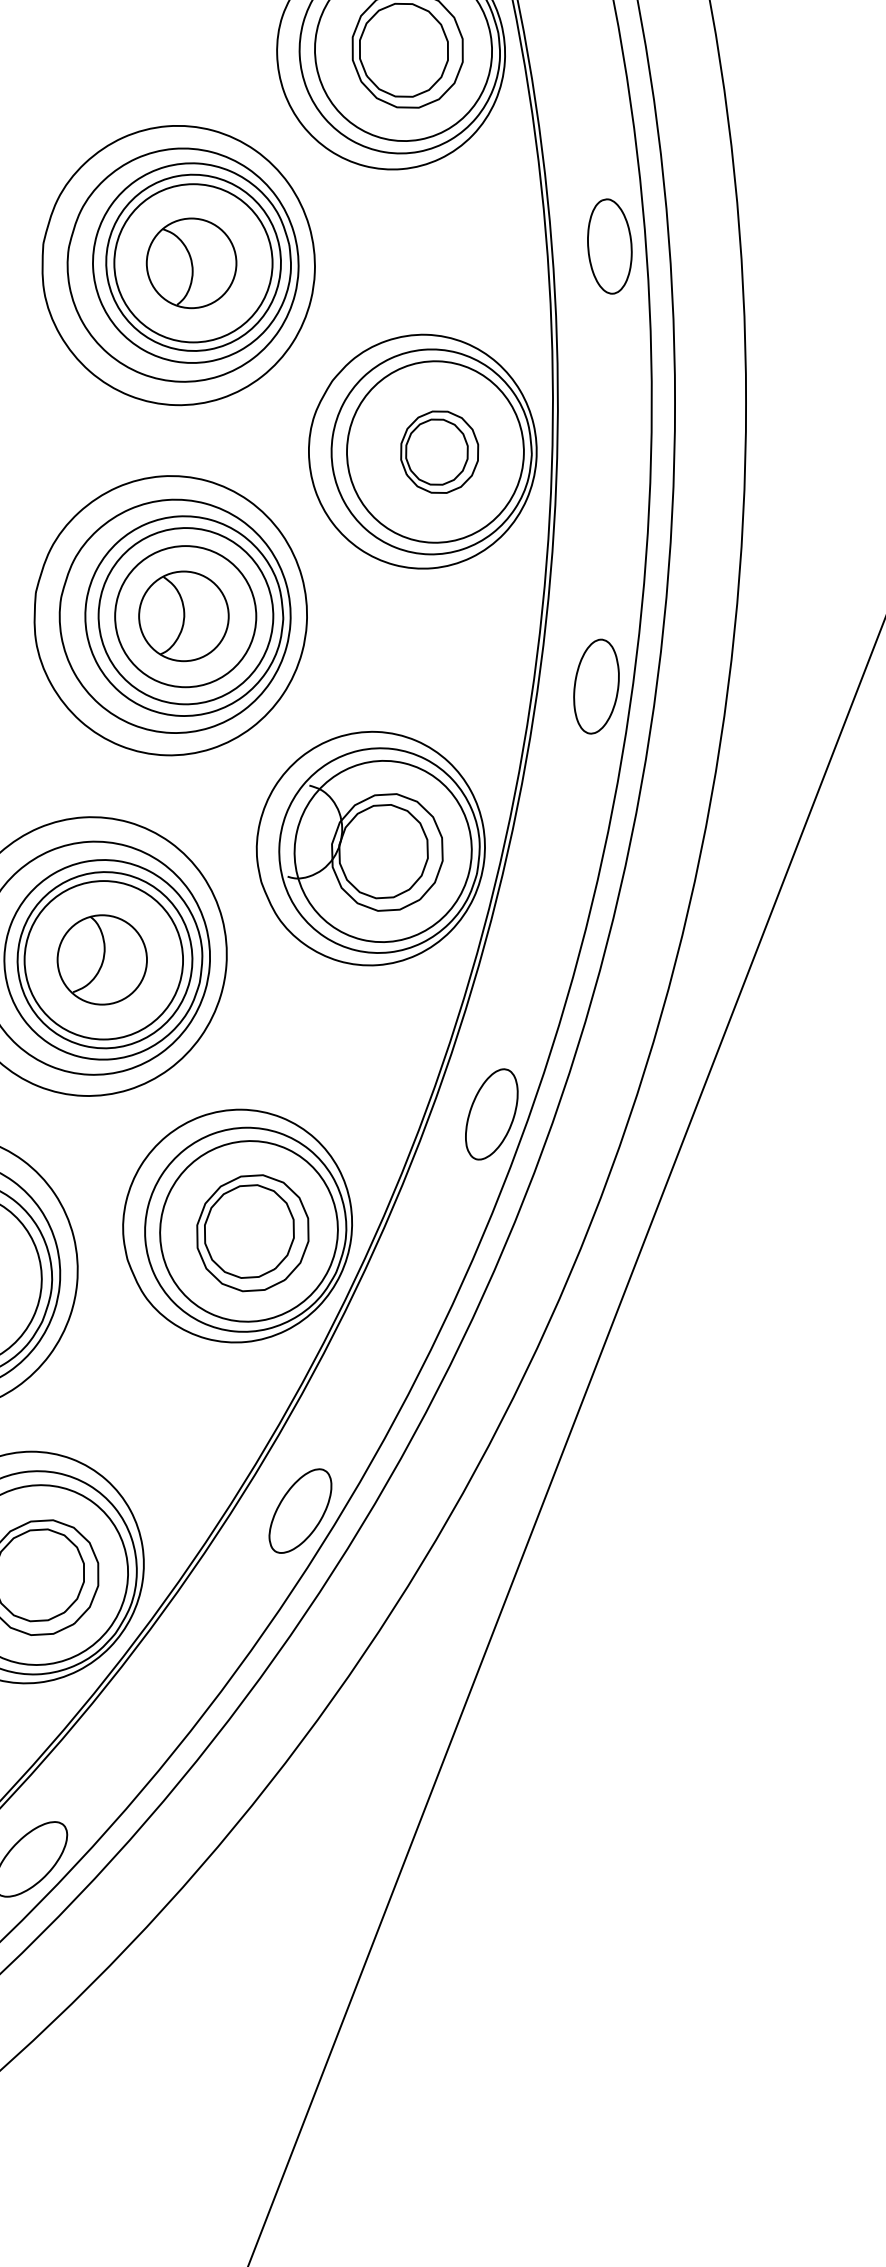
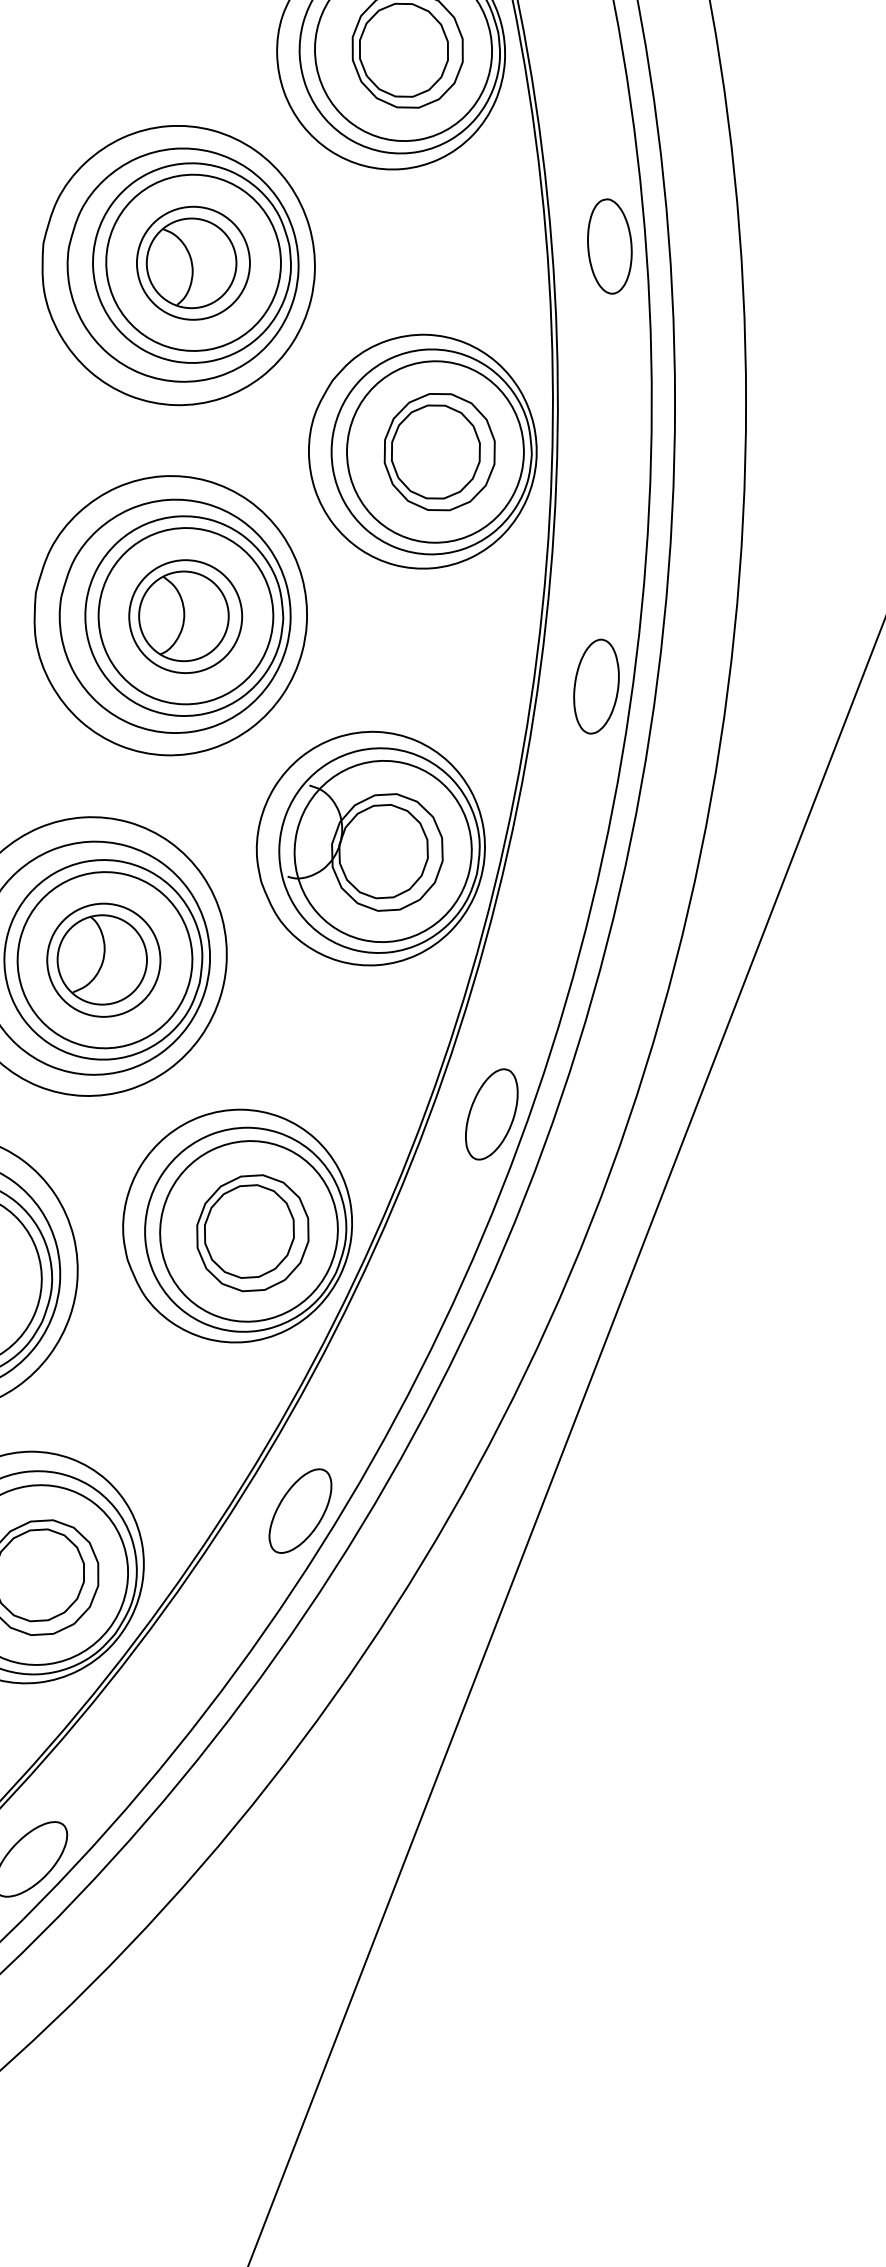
circle diameter: 158 px -> 113 px (192, 262)
part size: 80x84 px -> 113x119 px (439, 452)
circle diameter: 141 px -> 113 px (185, 616)
circle diameter: 158 px -> 113 px (103, 959)
